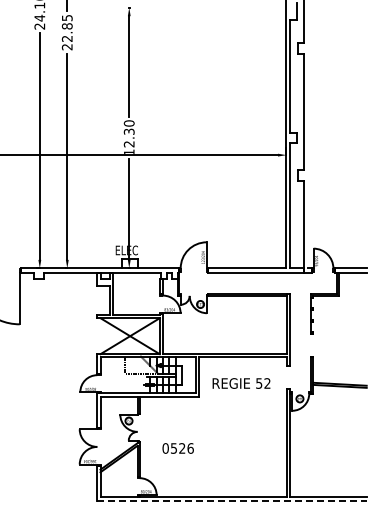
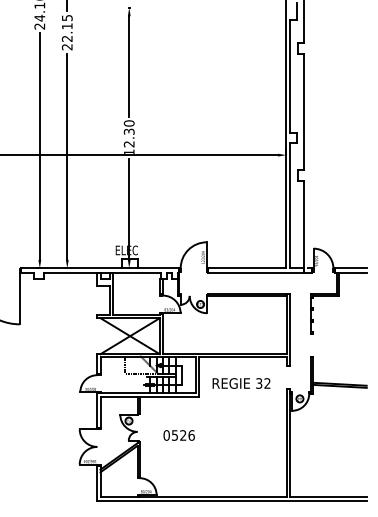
text: 22.85 -> 22.15 (66, 26)
text: 52 -> 32 (259, 382)
text position: (177, 448) -> (178, 435) (178, 435)
line: dashed -> solid (232, 501)
